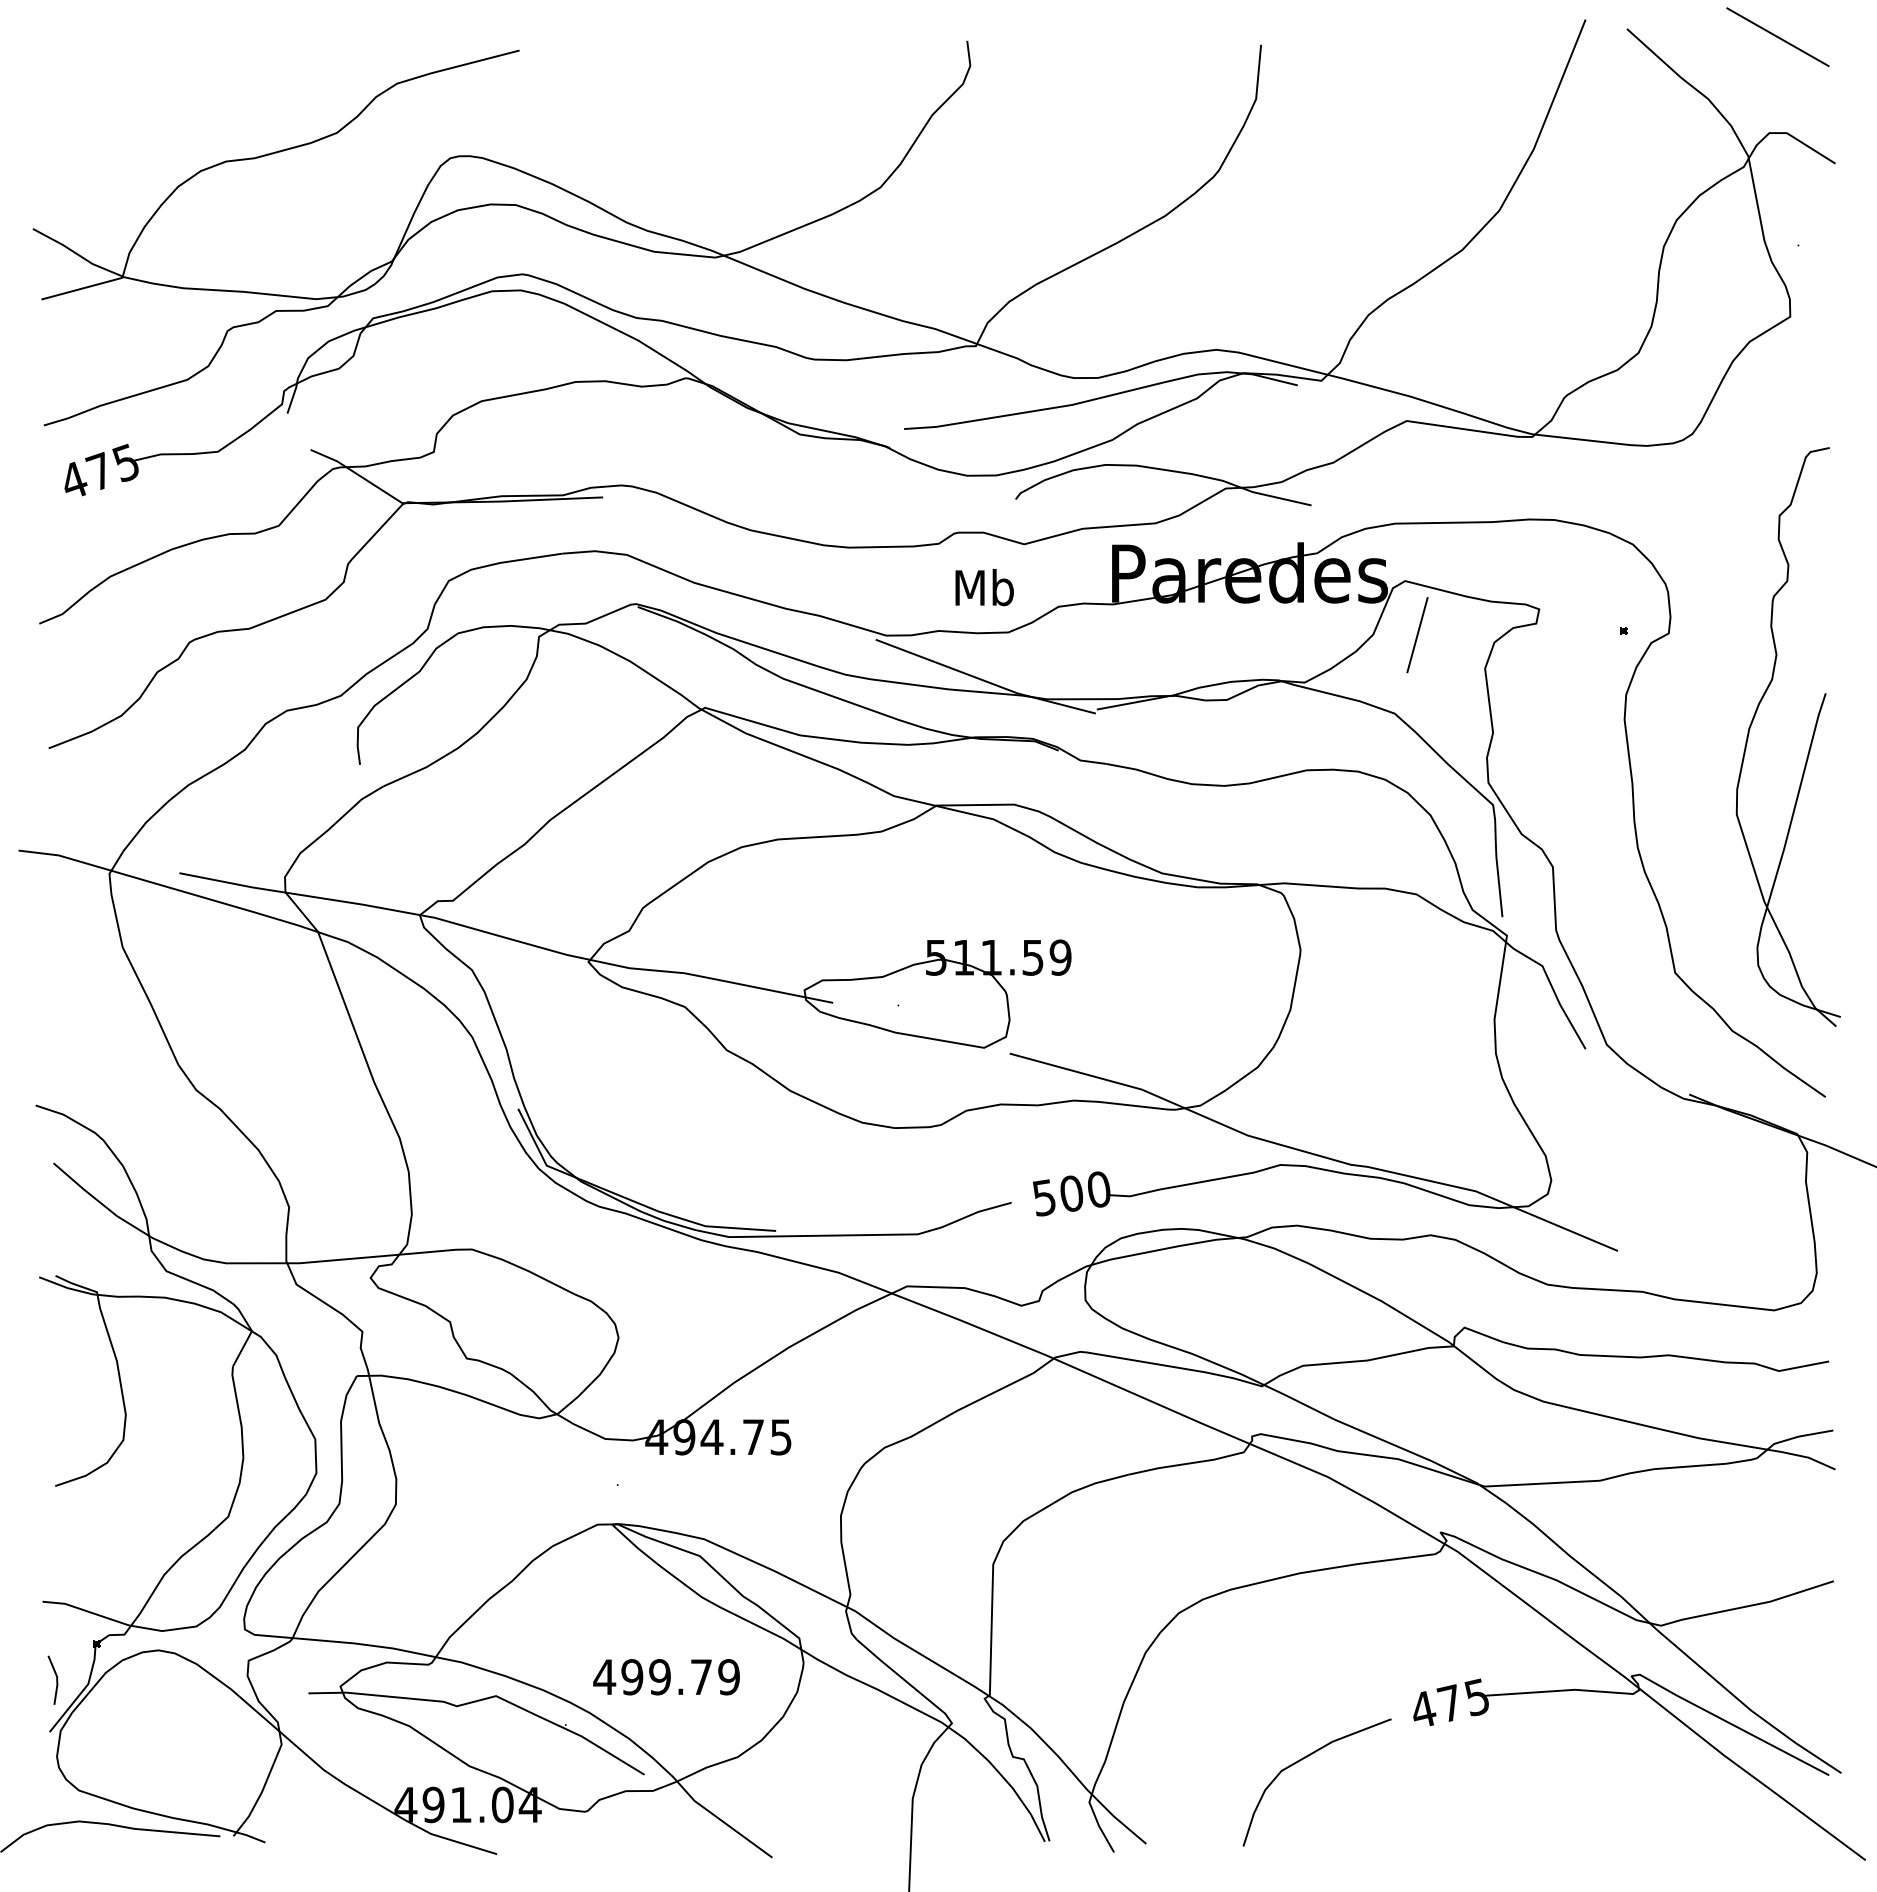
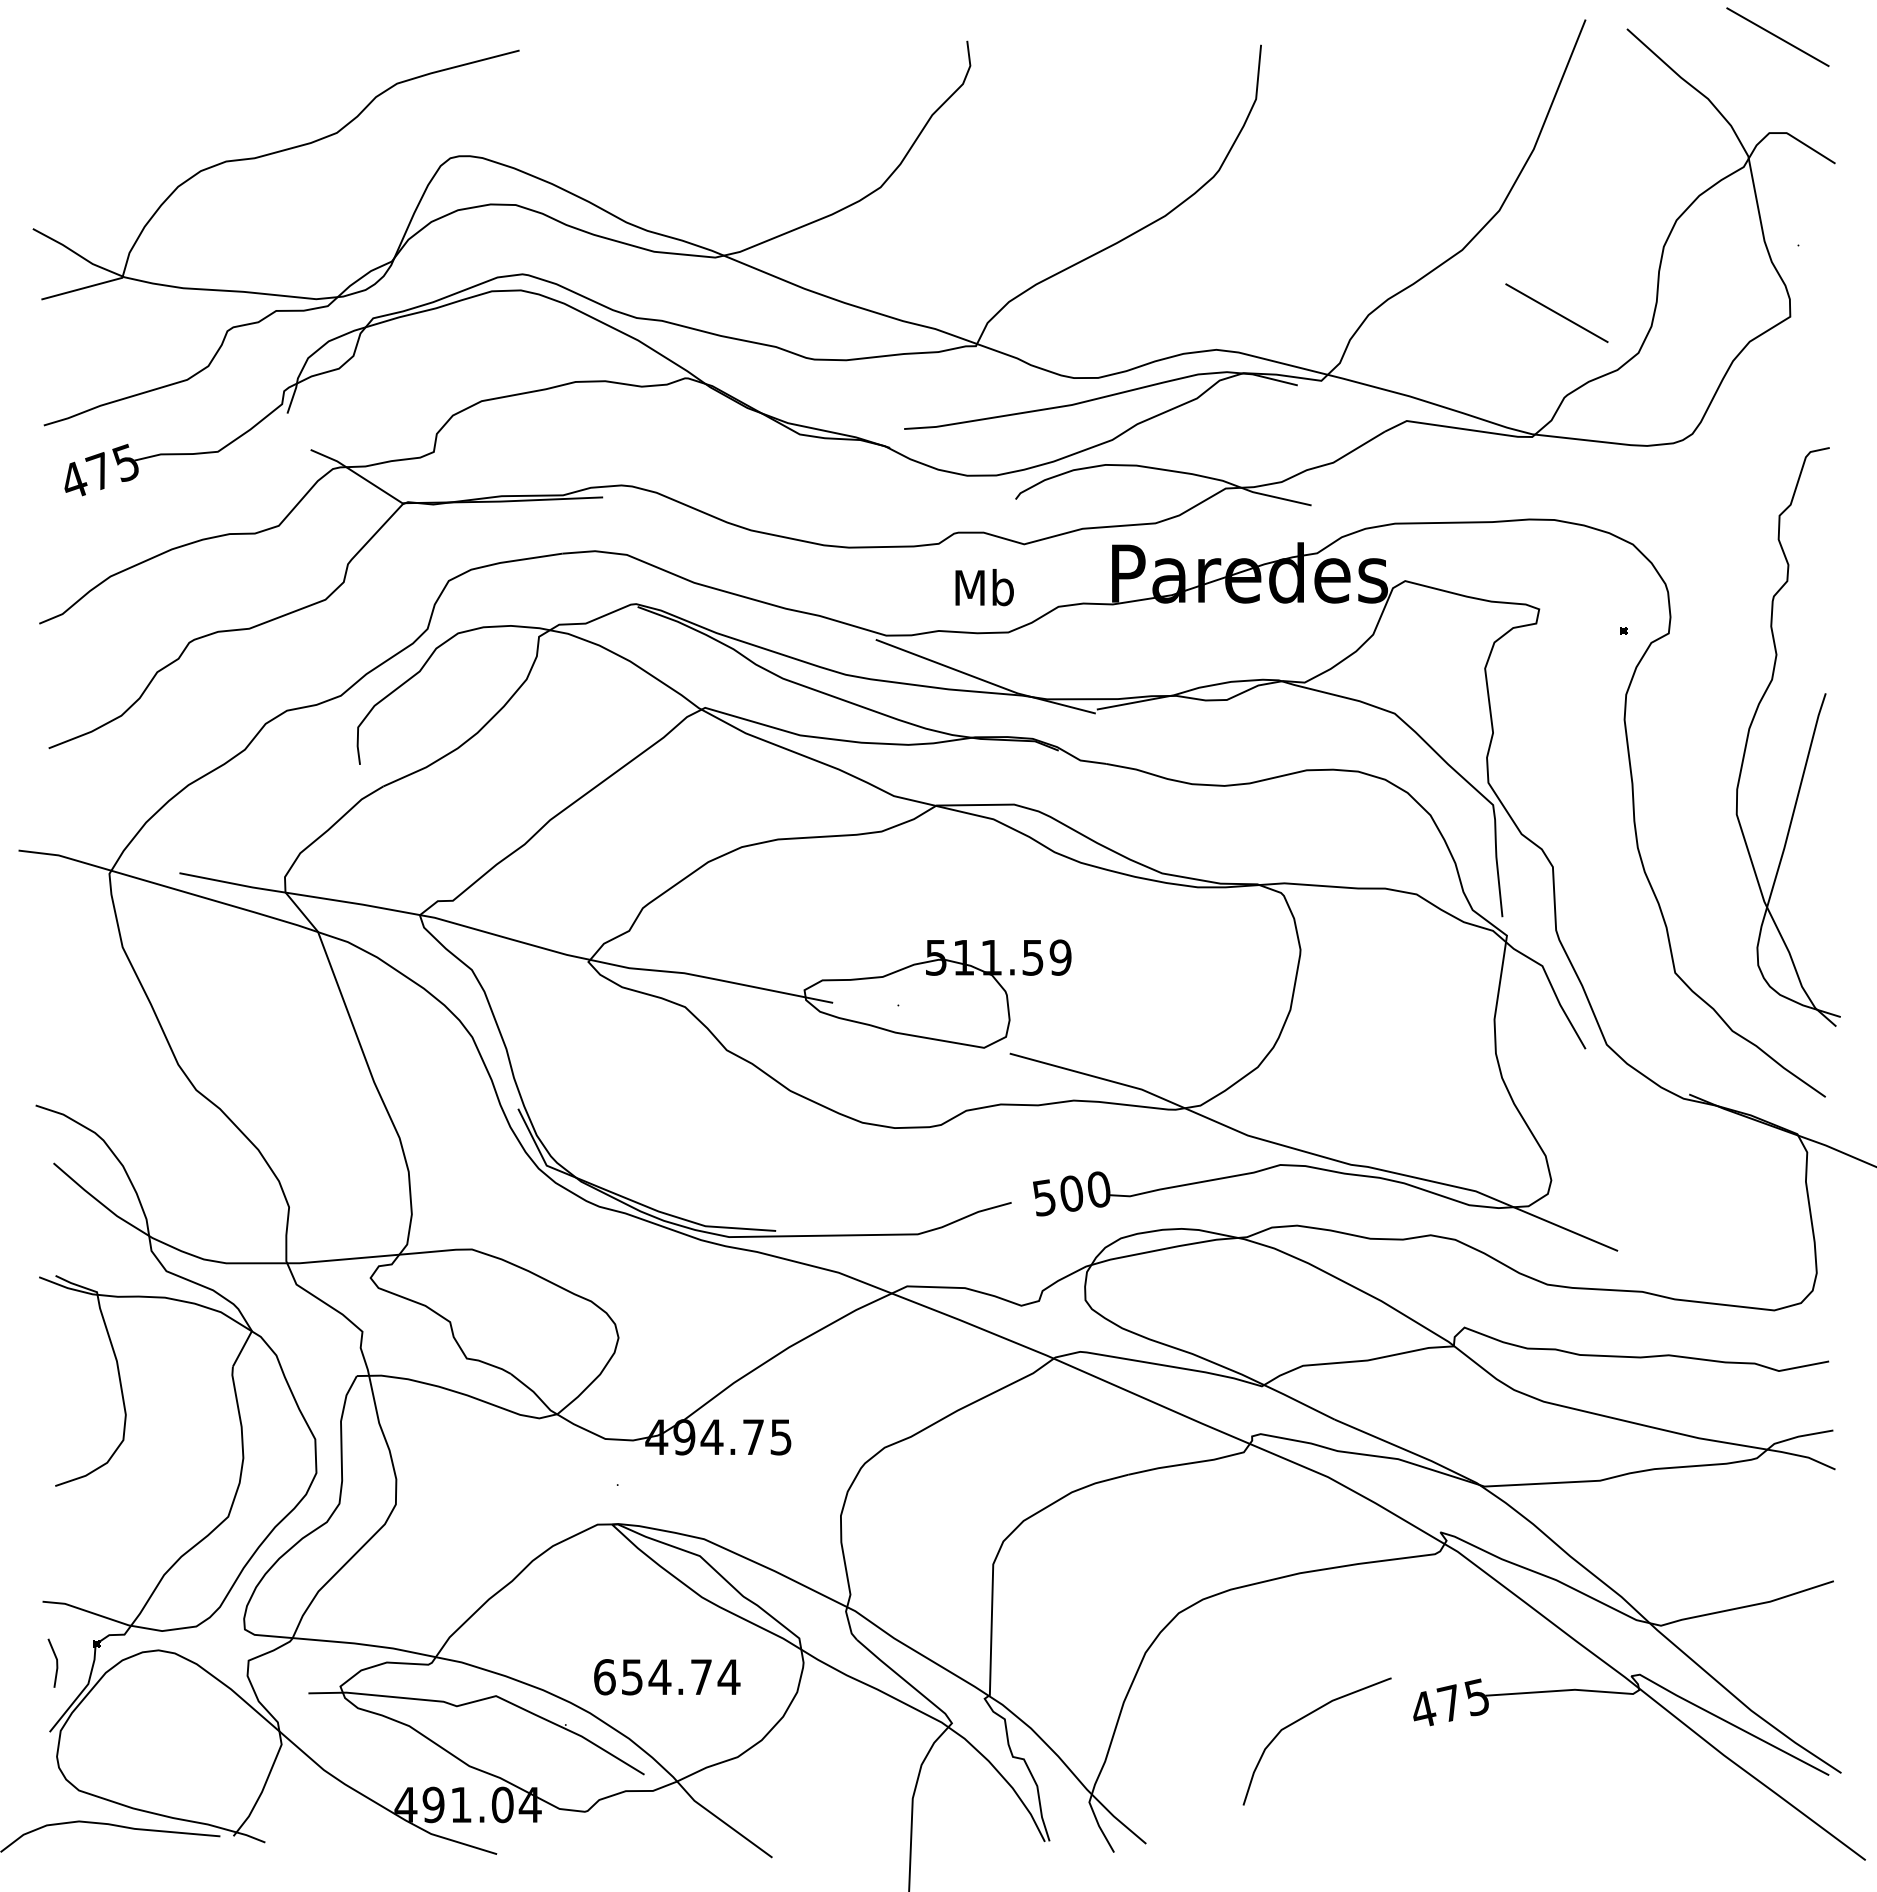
line: none -> present (1556, 313)
line: present -> none (1417, 635)
text: 499.79 -> 654.74 (666, 1677)
line position: (56, 1679) -> (56, 1662) (56, 1662)
curve position: (1305, 1758) -> (1305, 1717) (1305, 1717)
